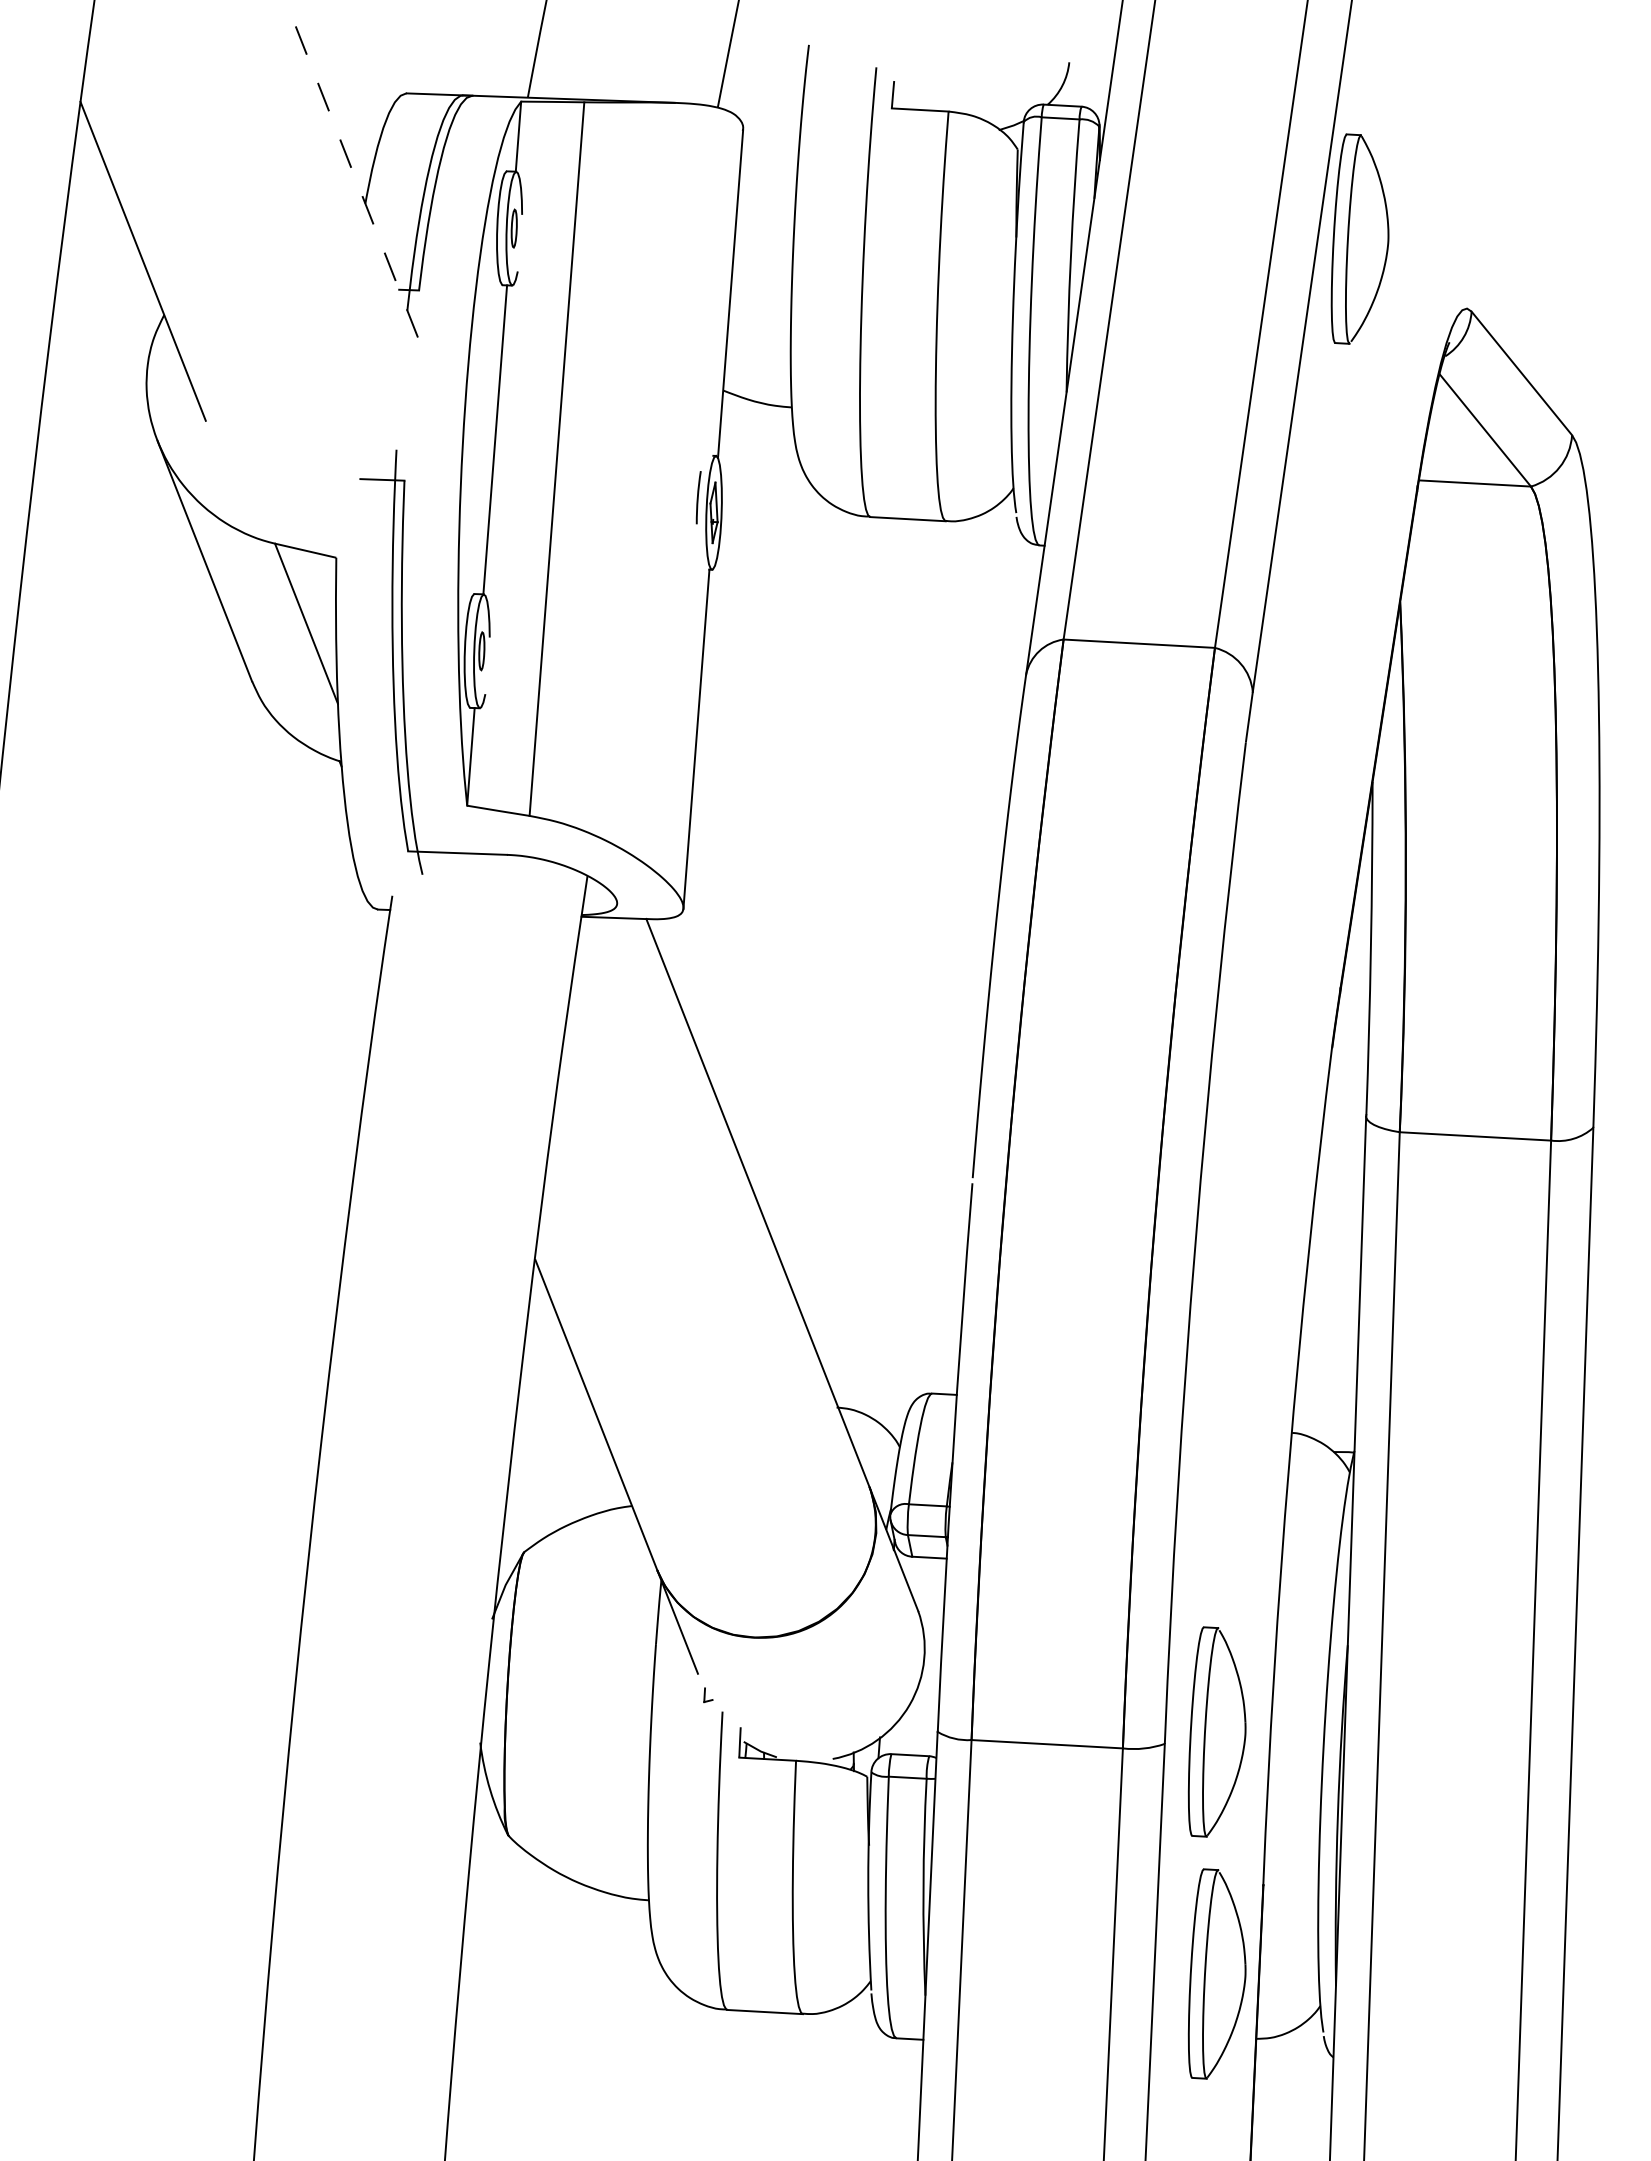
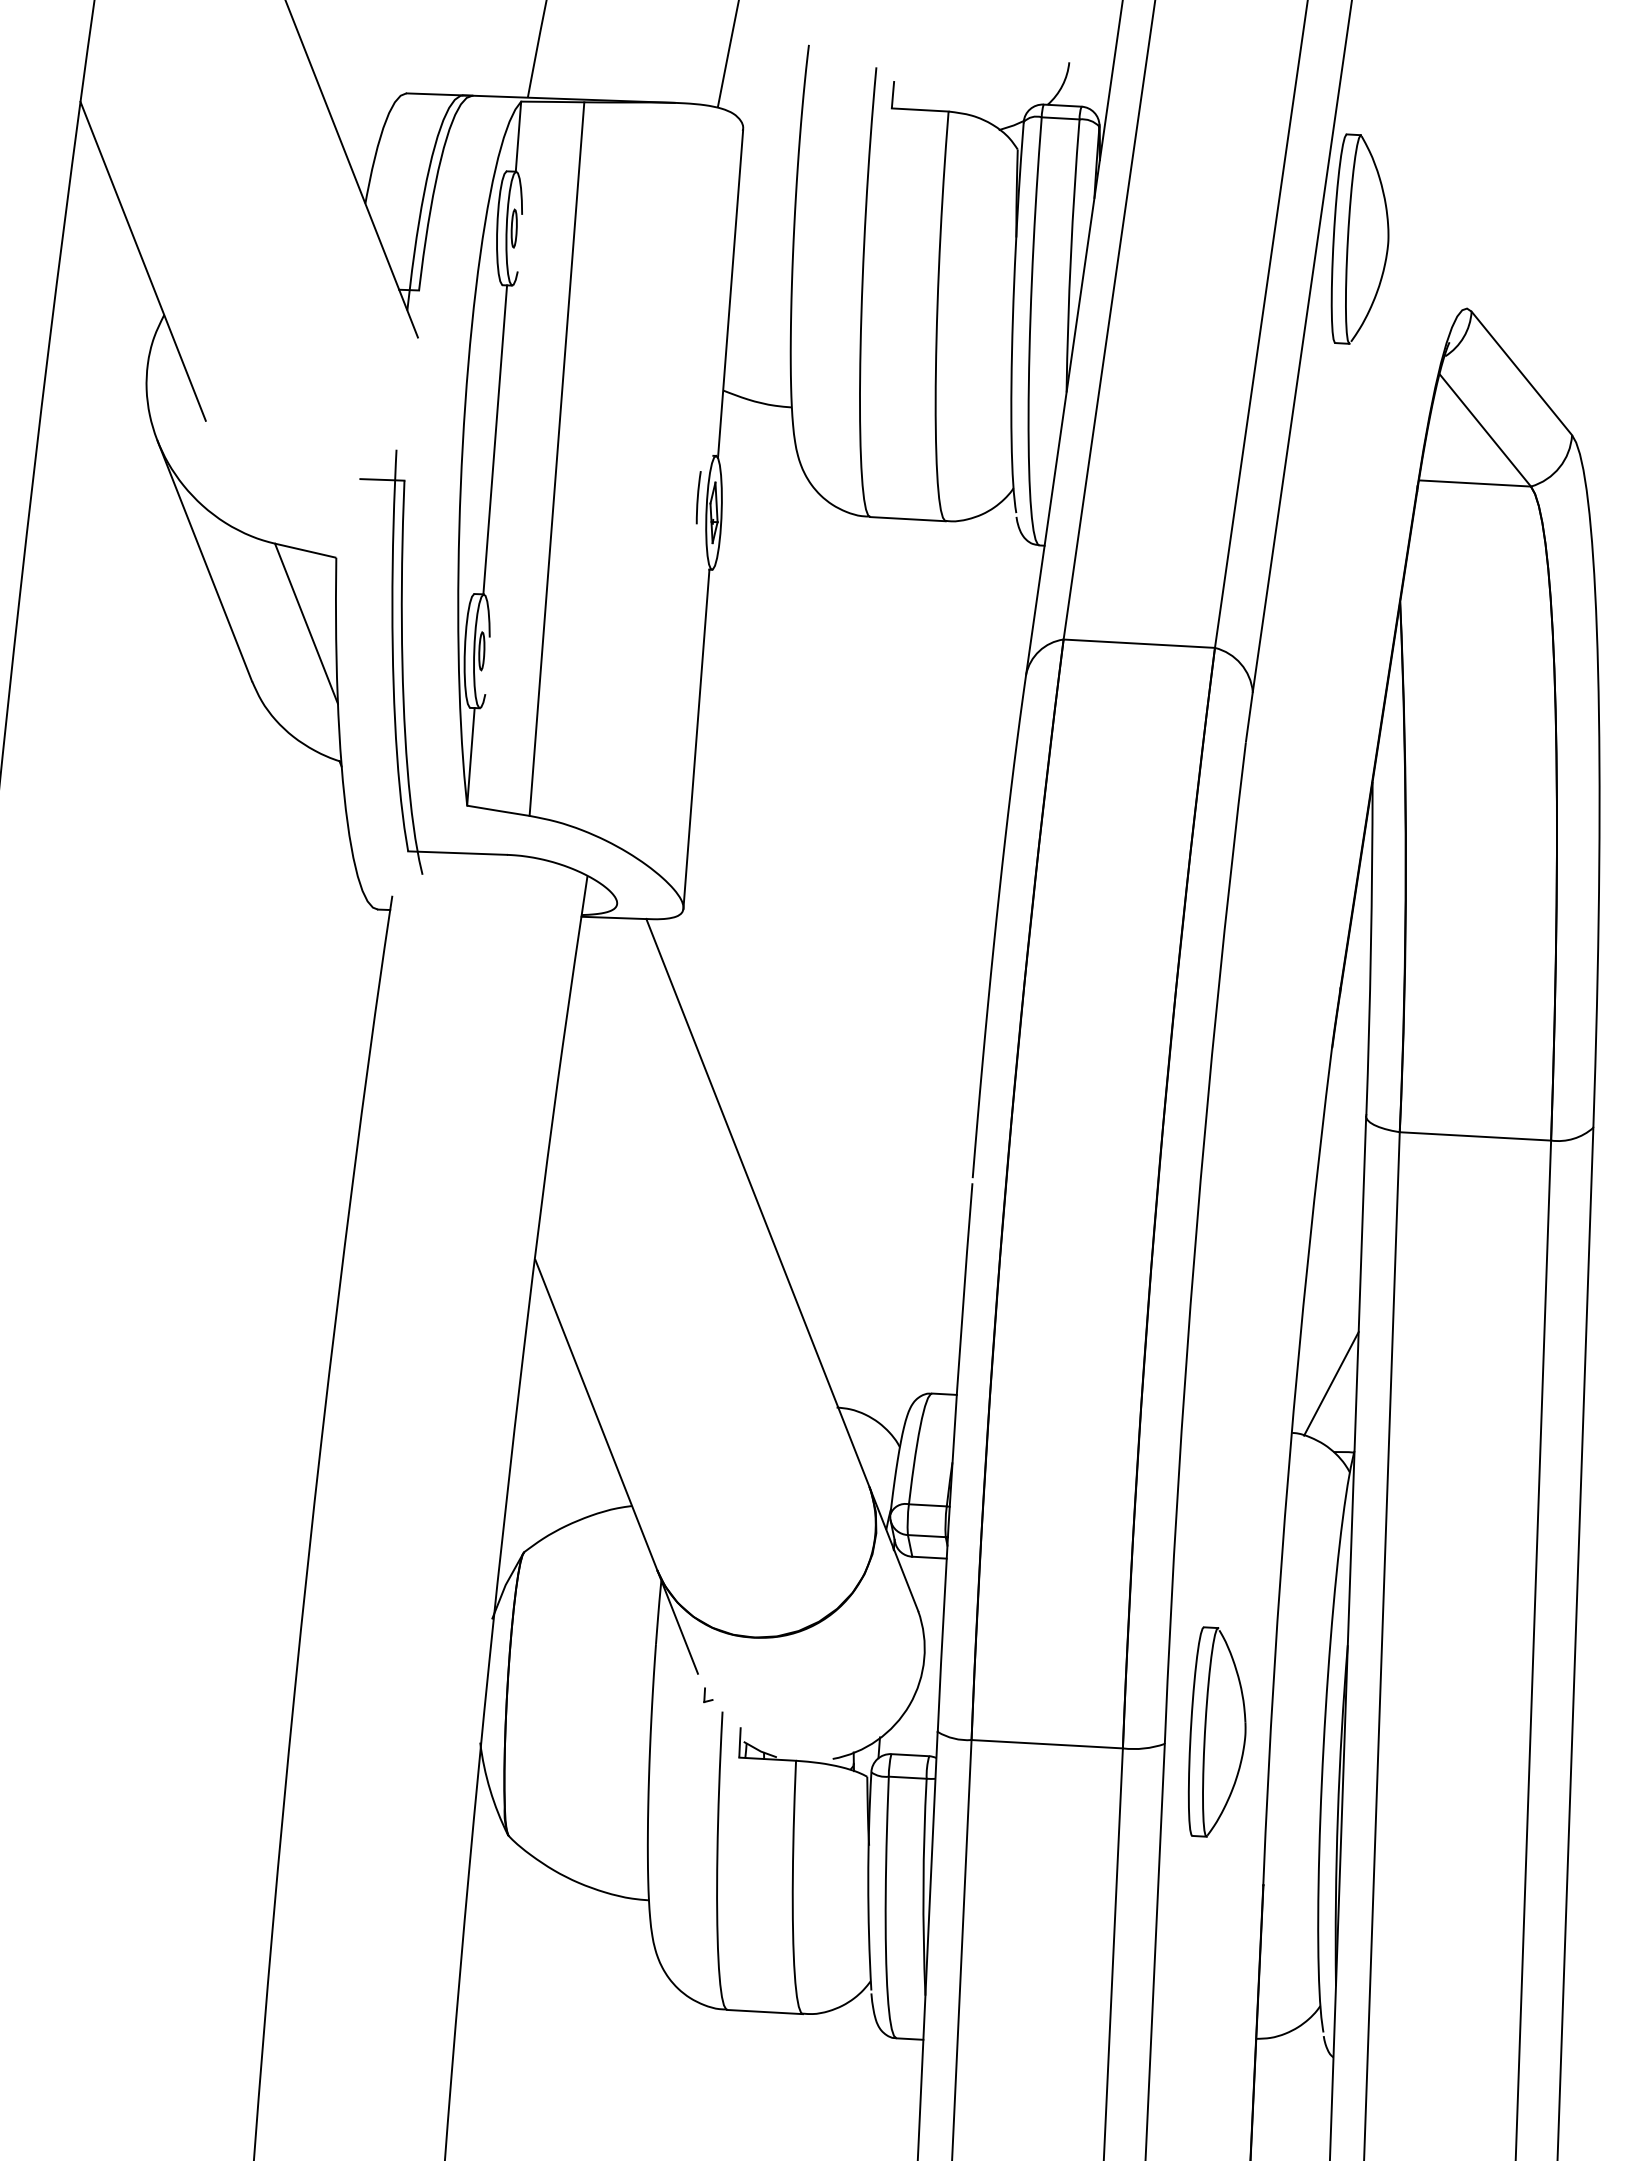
line: dashed -> solid (351, 168)
line: none -> present (1331, 1383)
part: present -> none (1216, 1973)
